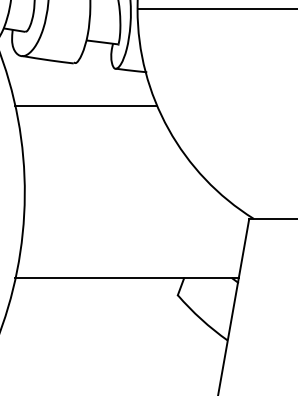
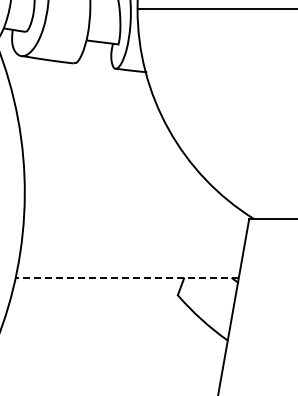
line: present -> none (86, 105)
line: solid -> dashed (126, 278)
